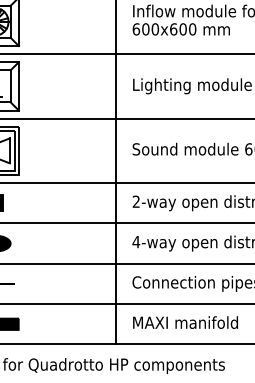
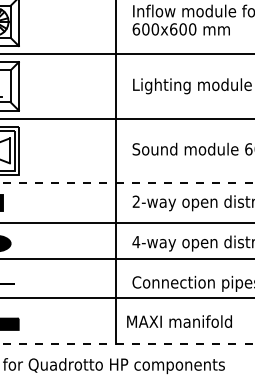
line: solid -> dashed (127, 183)
line position: (126, 263) -> (126, 258) (126, 258)
line position: (126, 304) -> (126, 298) (126, 298)
text position: (185, 322) -> (179, 321) (179, 321)
line: solid -> dashed (127, 344)
